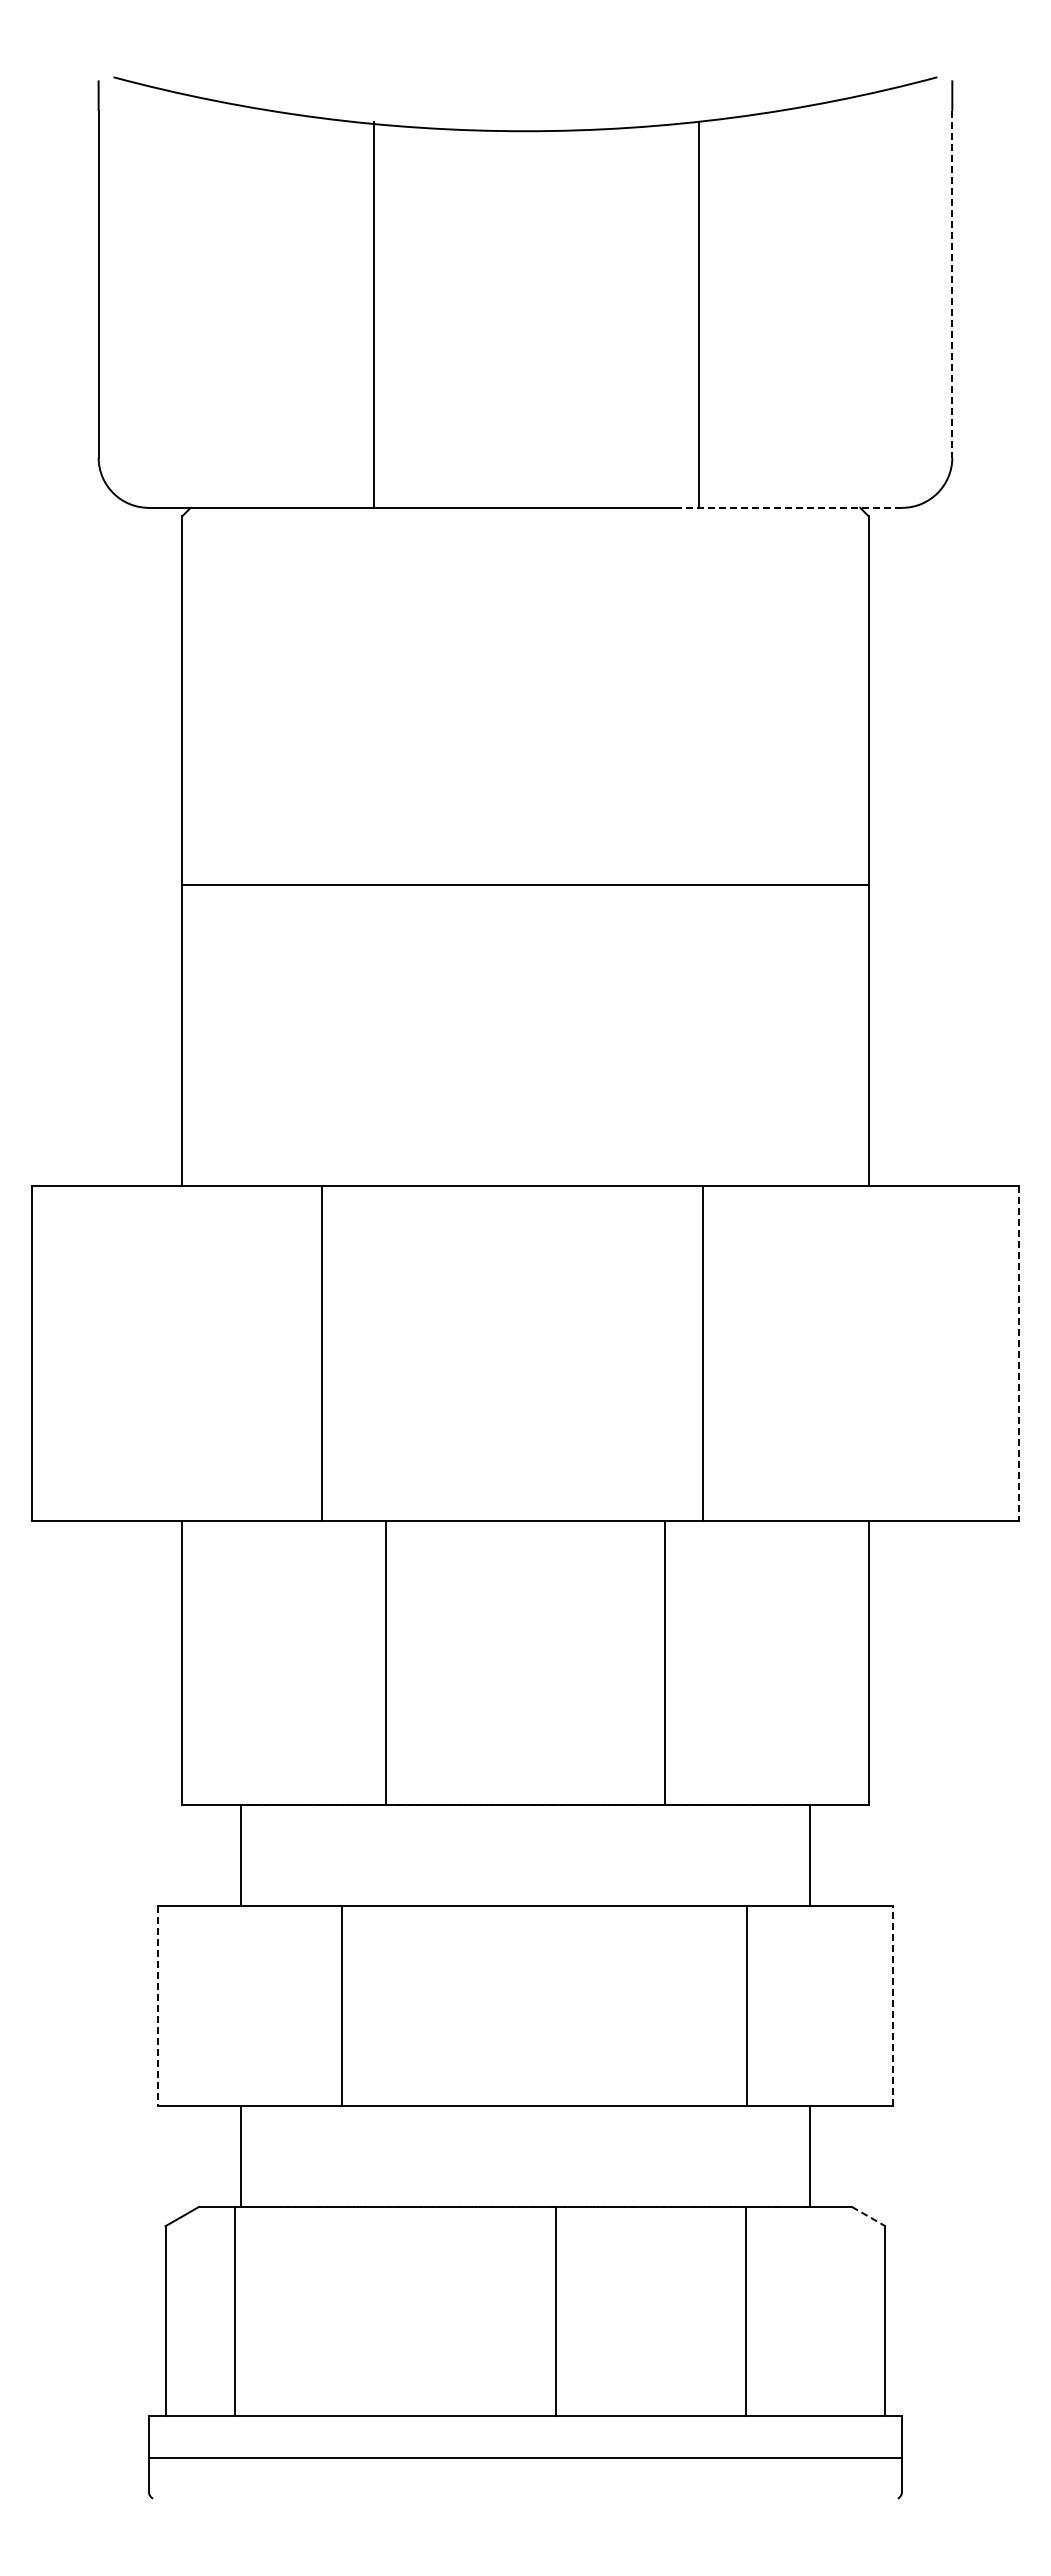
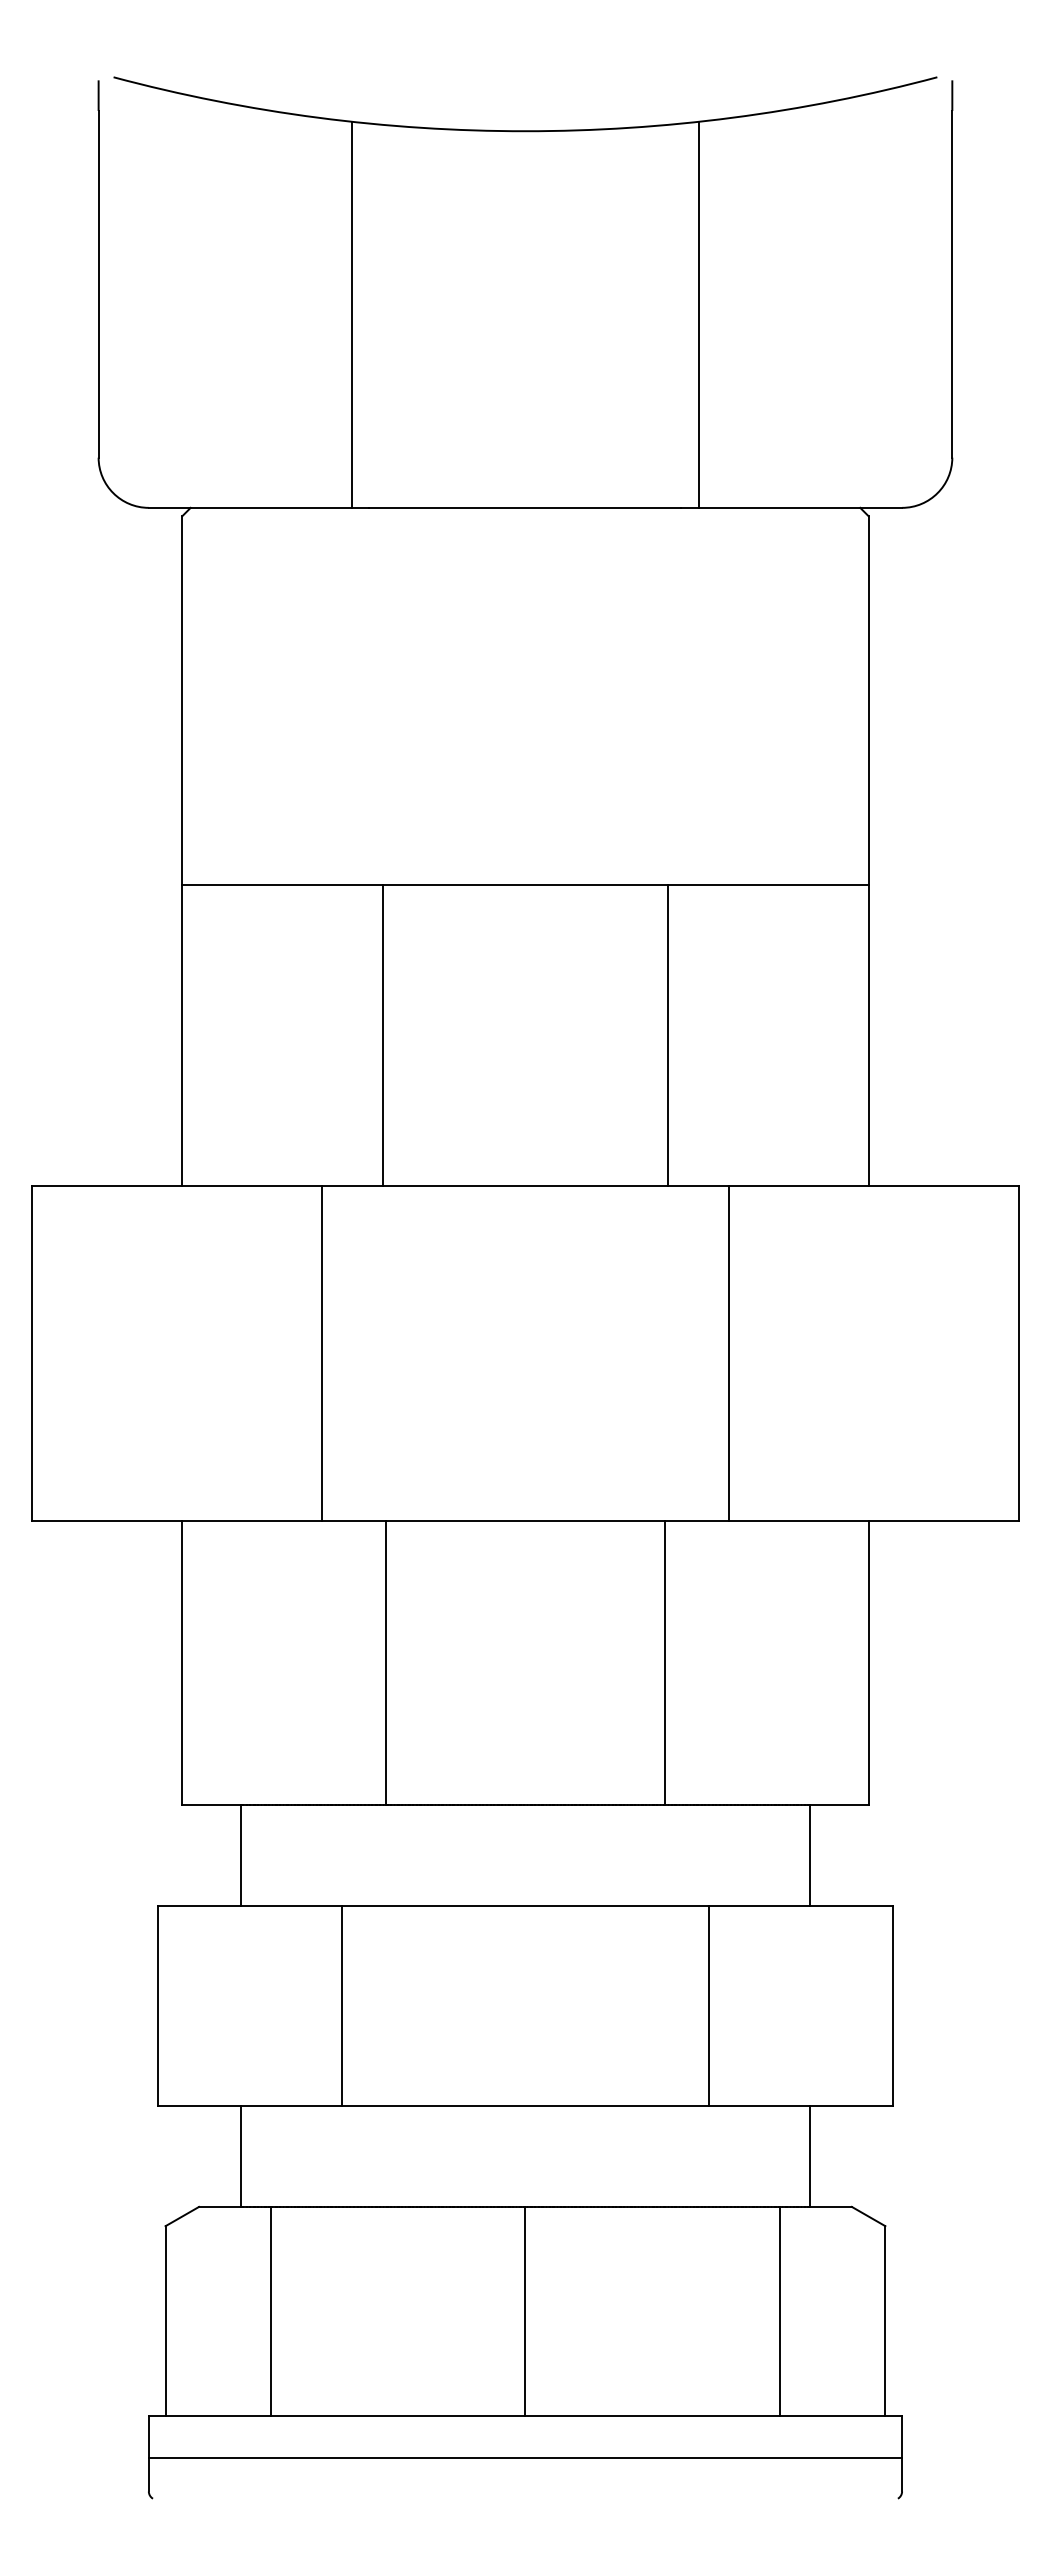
line: dashed -> solid (952, 284)
line position: (373, 314) -> (351, 314) (351, 314)
line: dashed -> solid (791, 507)
line: none -> present (383, 1034)
line: none -> present (667, 1034)
line position: (702, 1352) -> (728, 1352) (728, 1352)
line: dashed -> solid (1019, 1353)
line position: (747, 2005) -> (709, 2005) (709, 2005)
line: dashed -> solid (892, 2005)
line: dashed -> solid (158, 2006)
line: dashed -> solid (869, 2216)
line position: (235, 2311) -> (271, 2311) (271, 2311)
line position: (556, 2311) -> (525, 2311) (525, 2311)
line position: (745, 2311) -> (779, 2311) (779, 2311)
